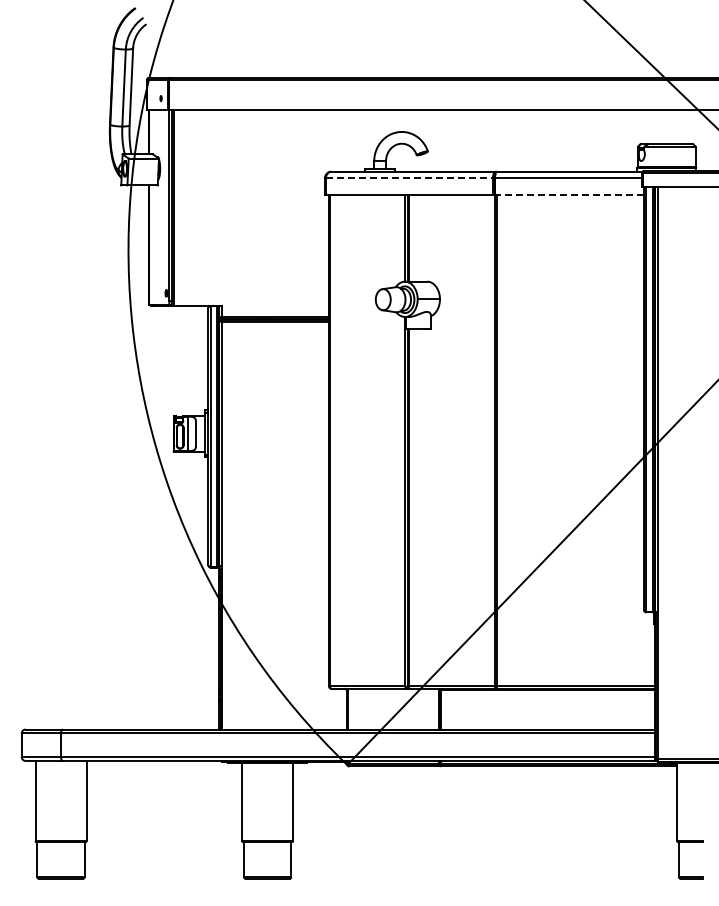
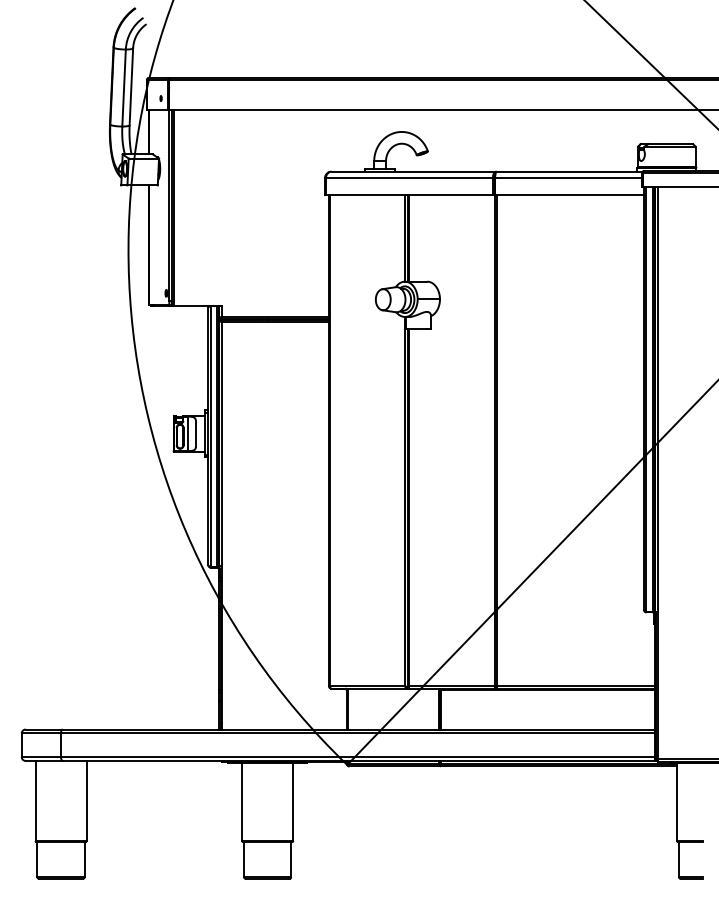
line: dashed -> solid (409, 178)
line: dashed -> solid (569, 195)
